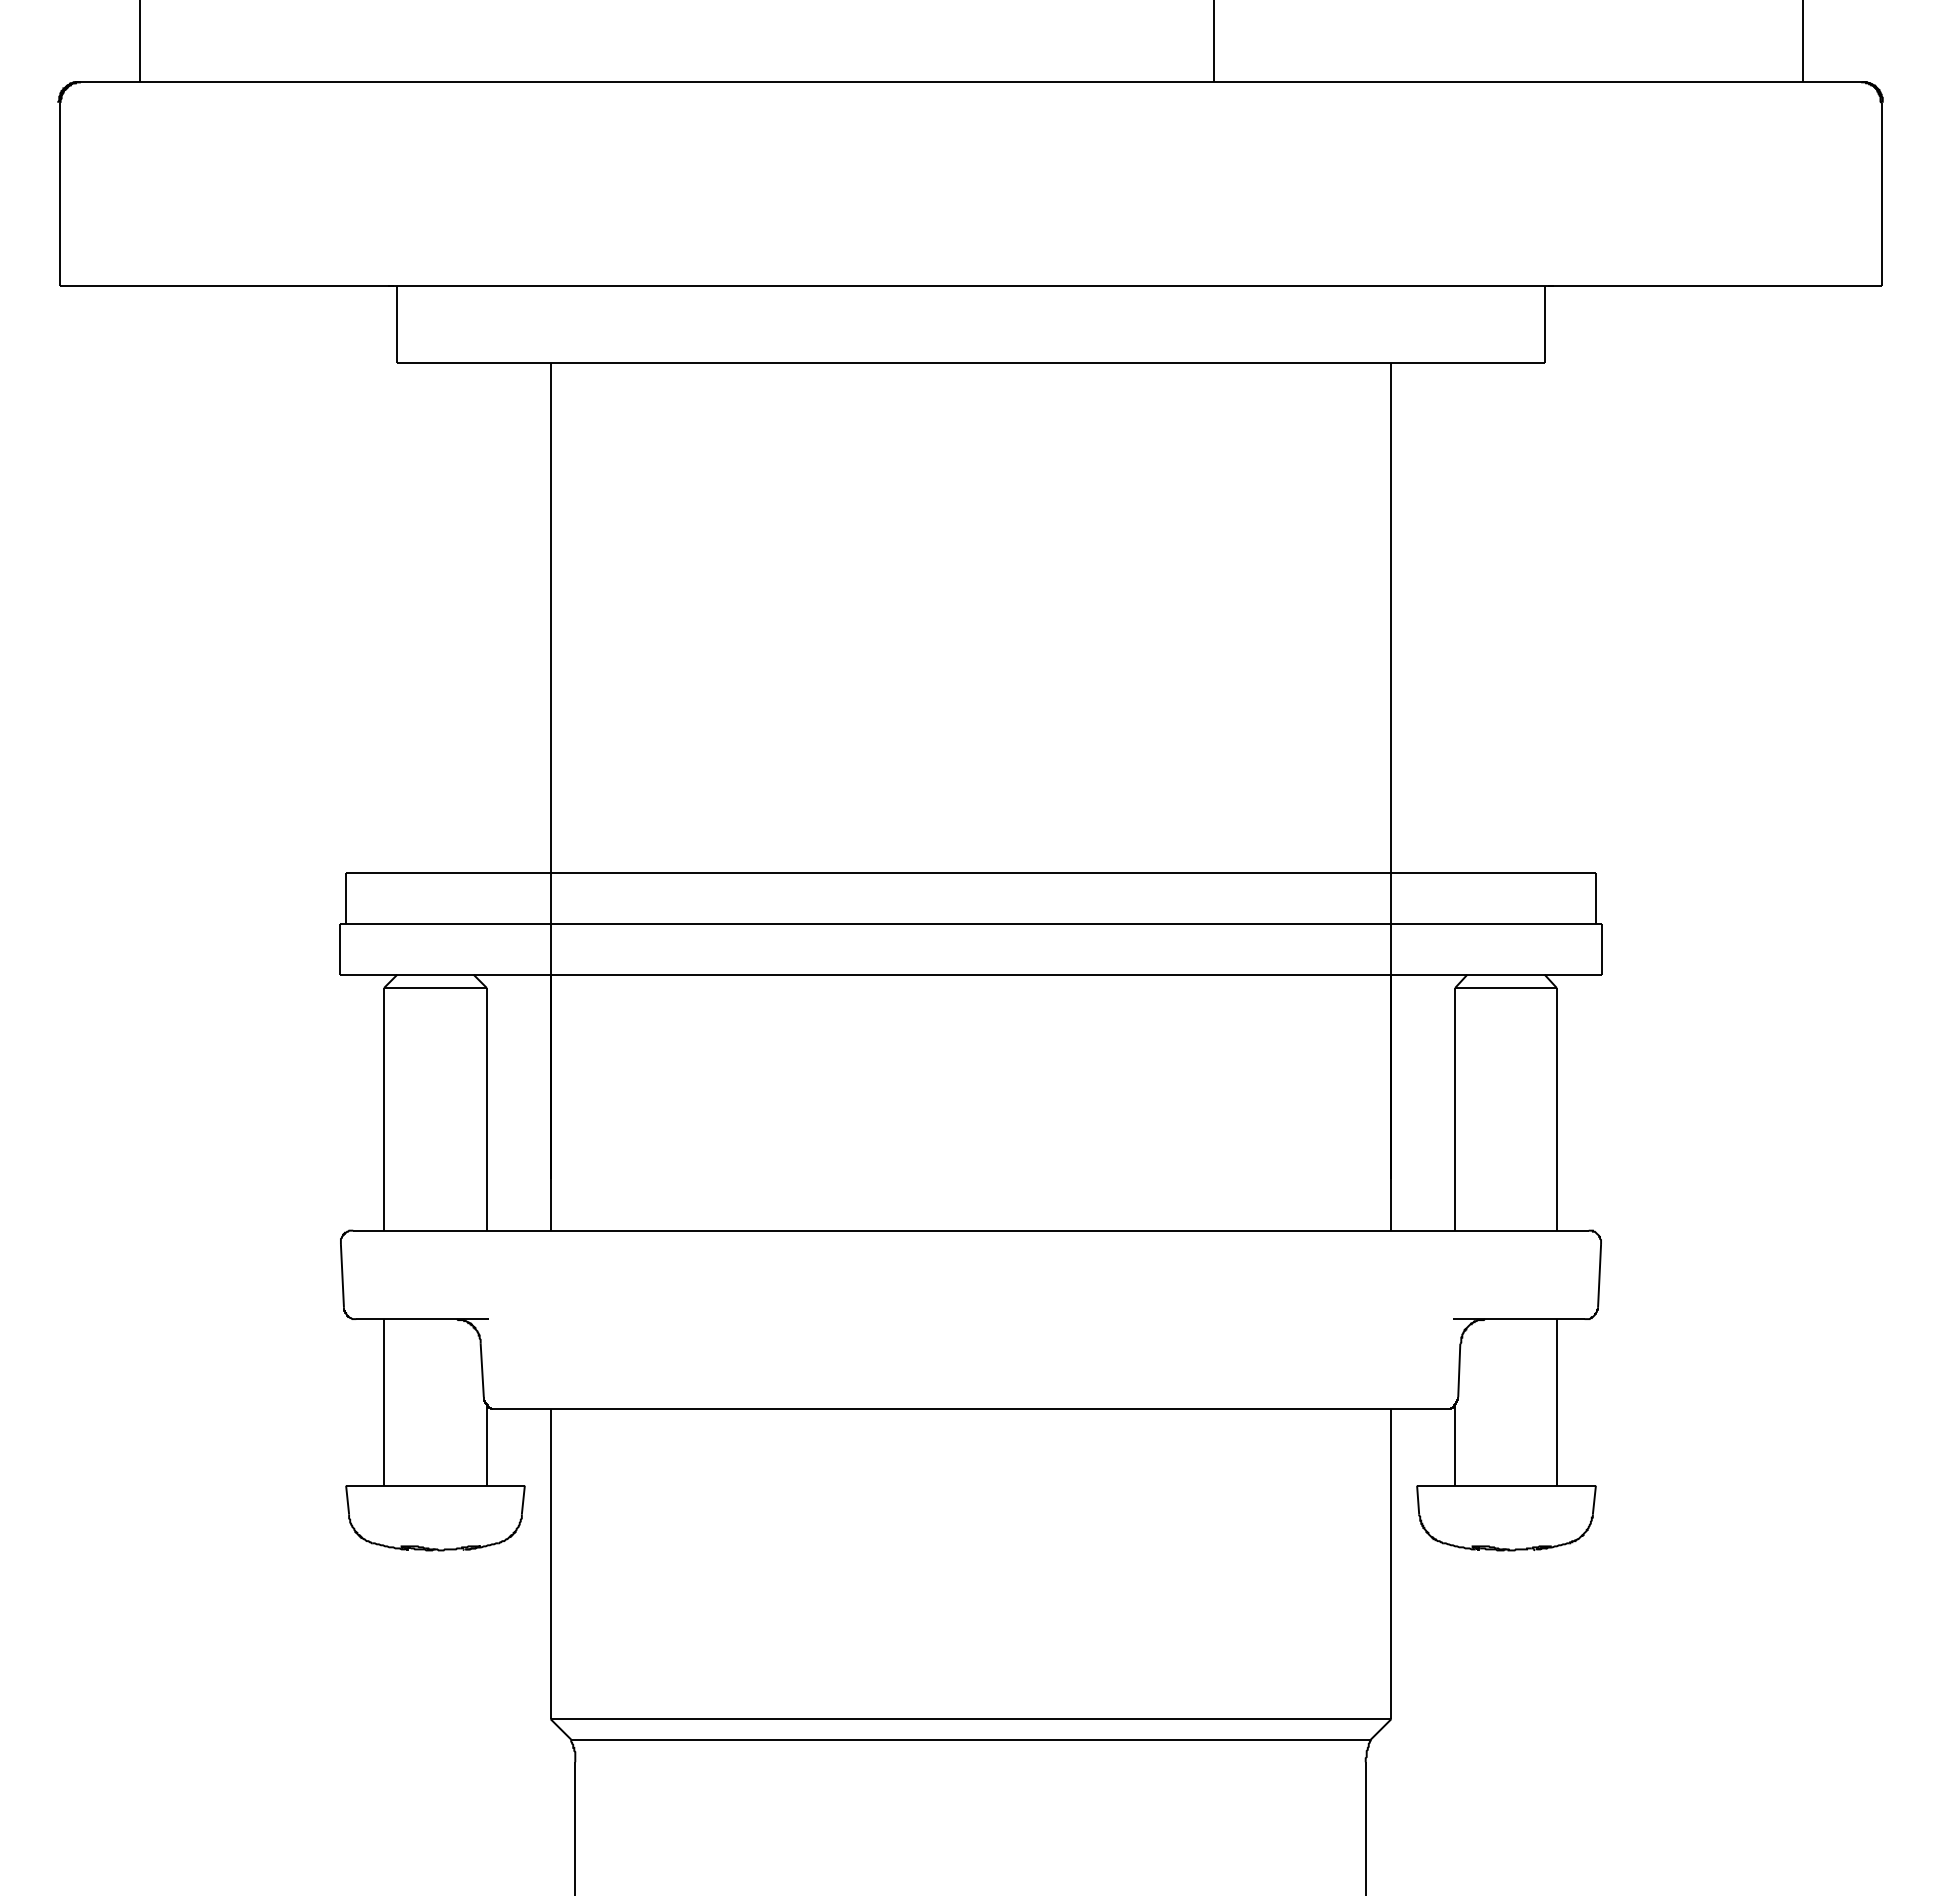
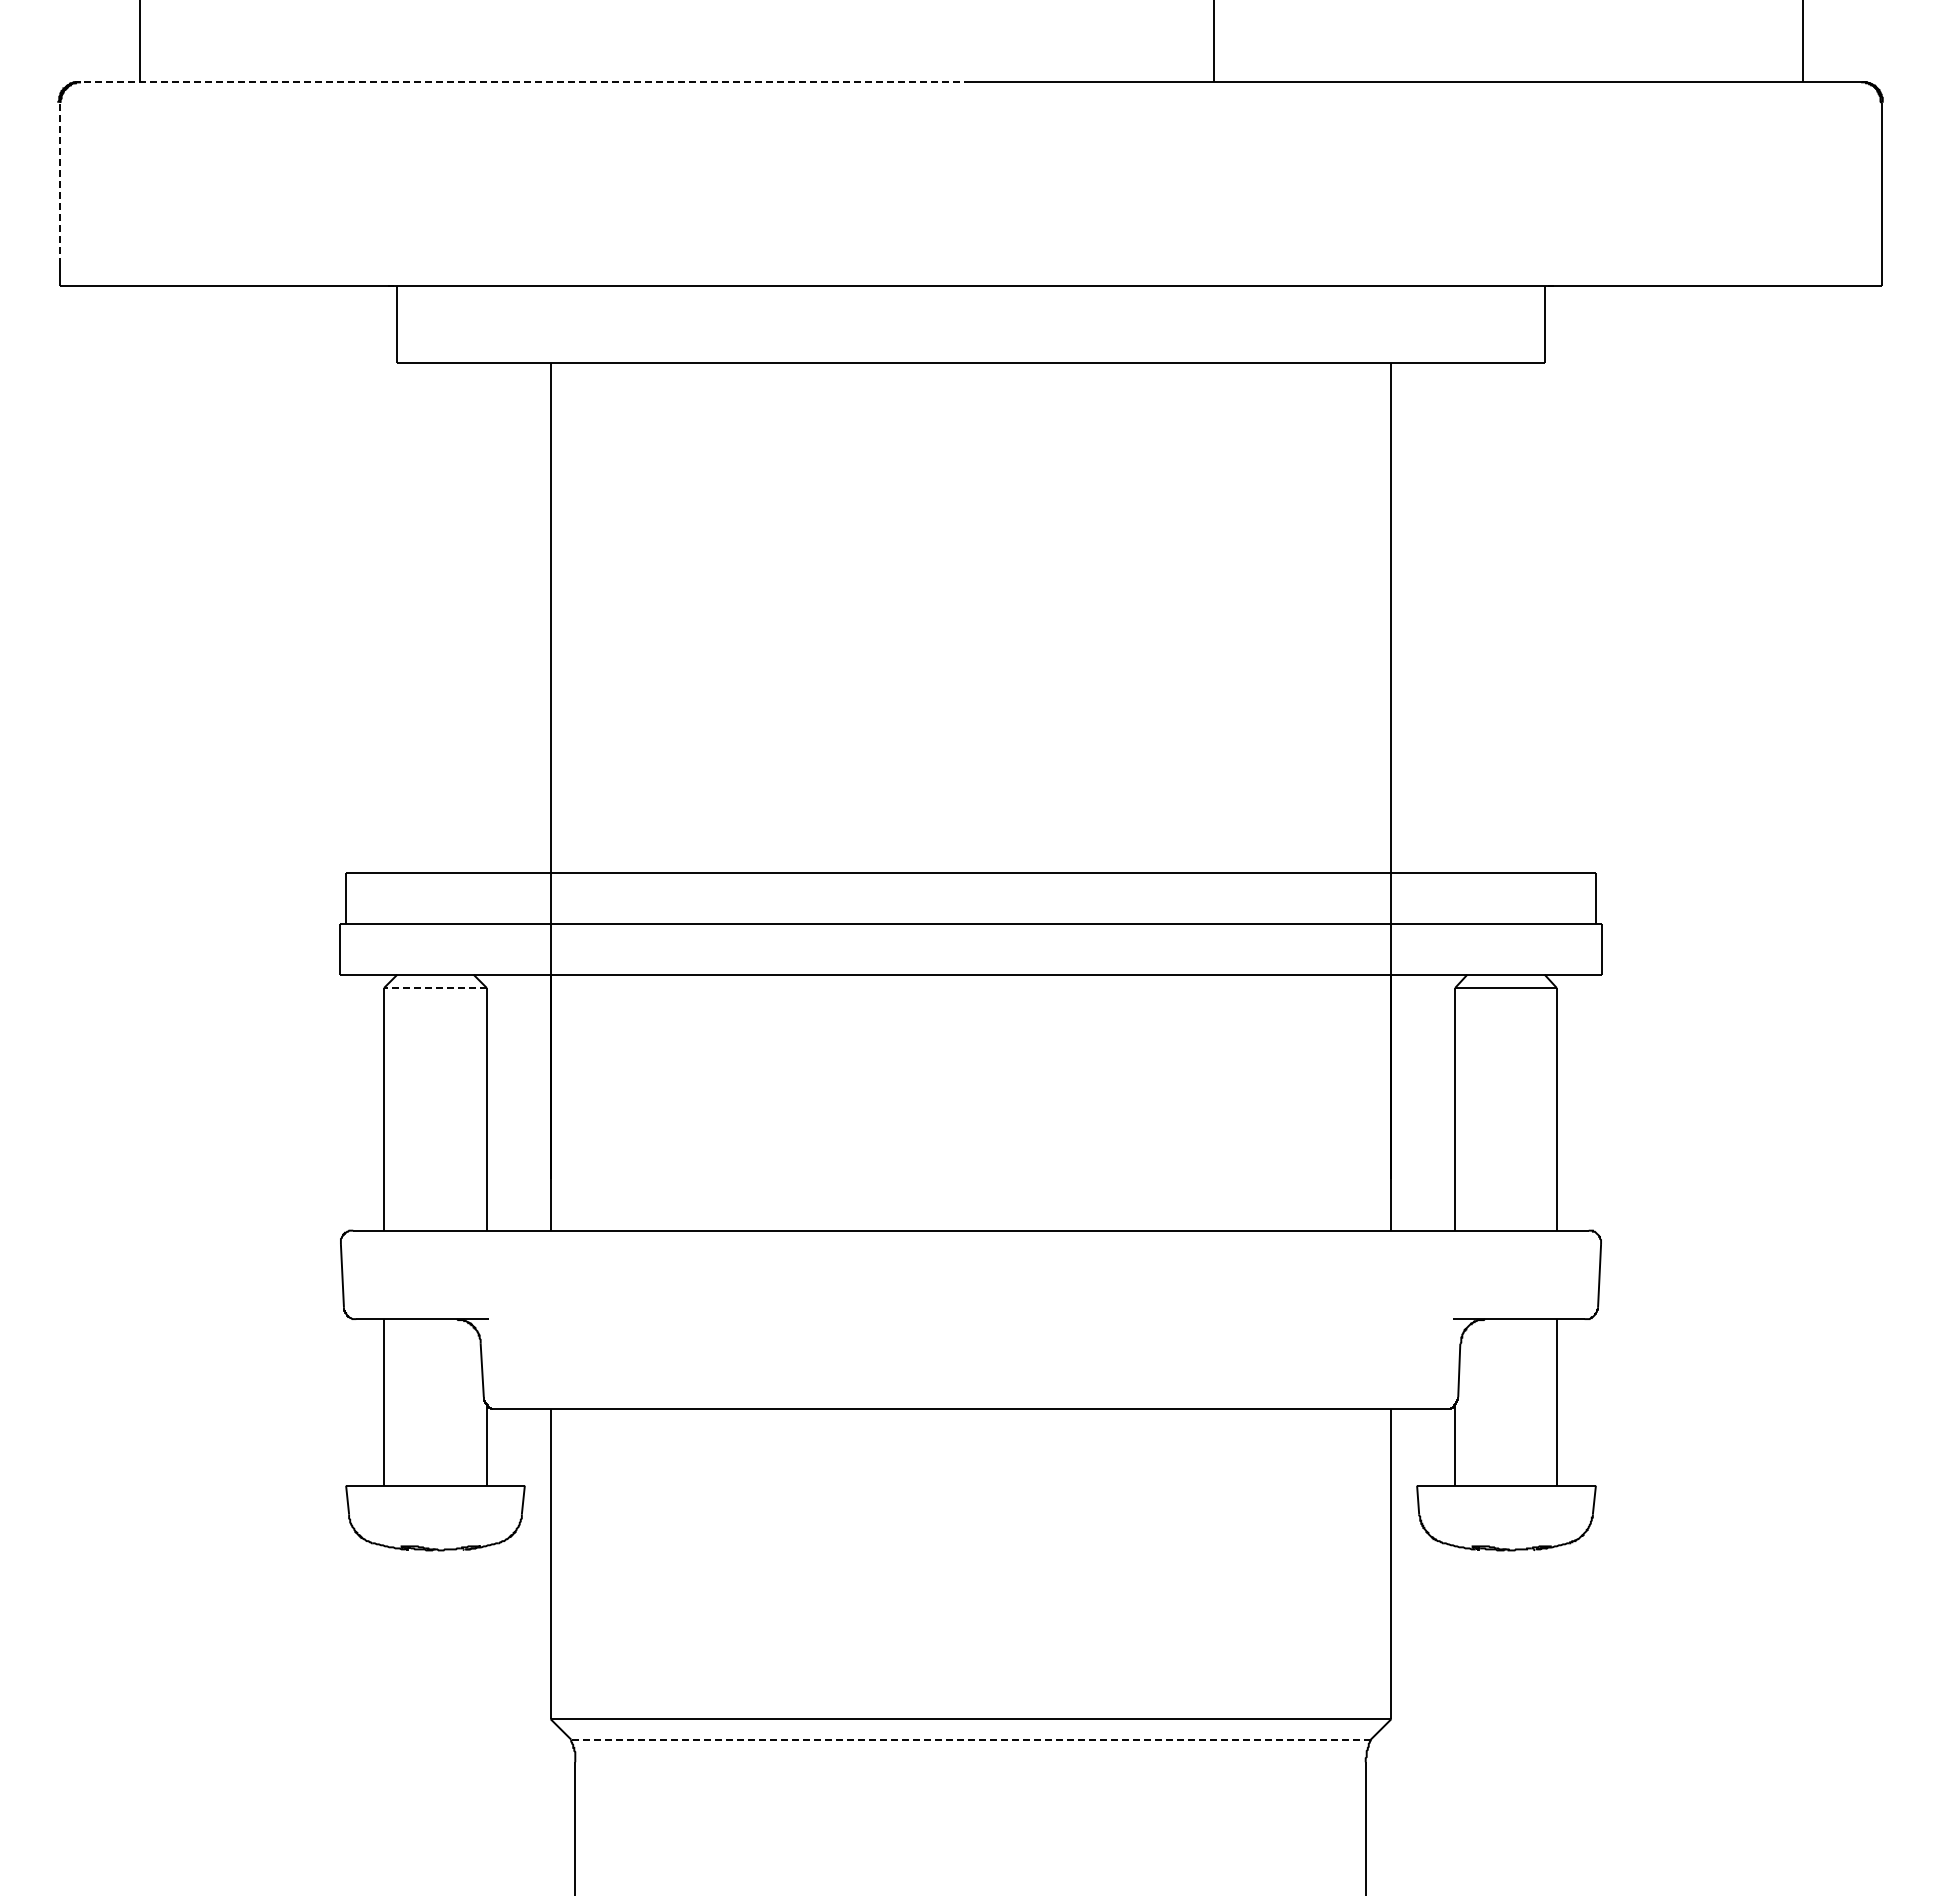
line: solid -> dashed (525, 82)
line: solid -> dashed (60, 183)
line: solid -> dashed (434, 988)
line: solid -> dashed (971, 1739)
